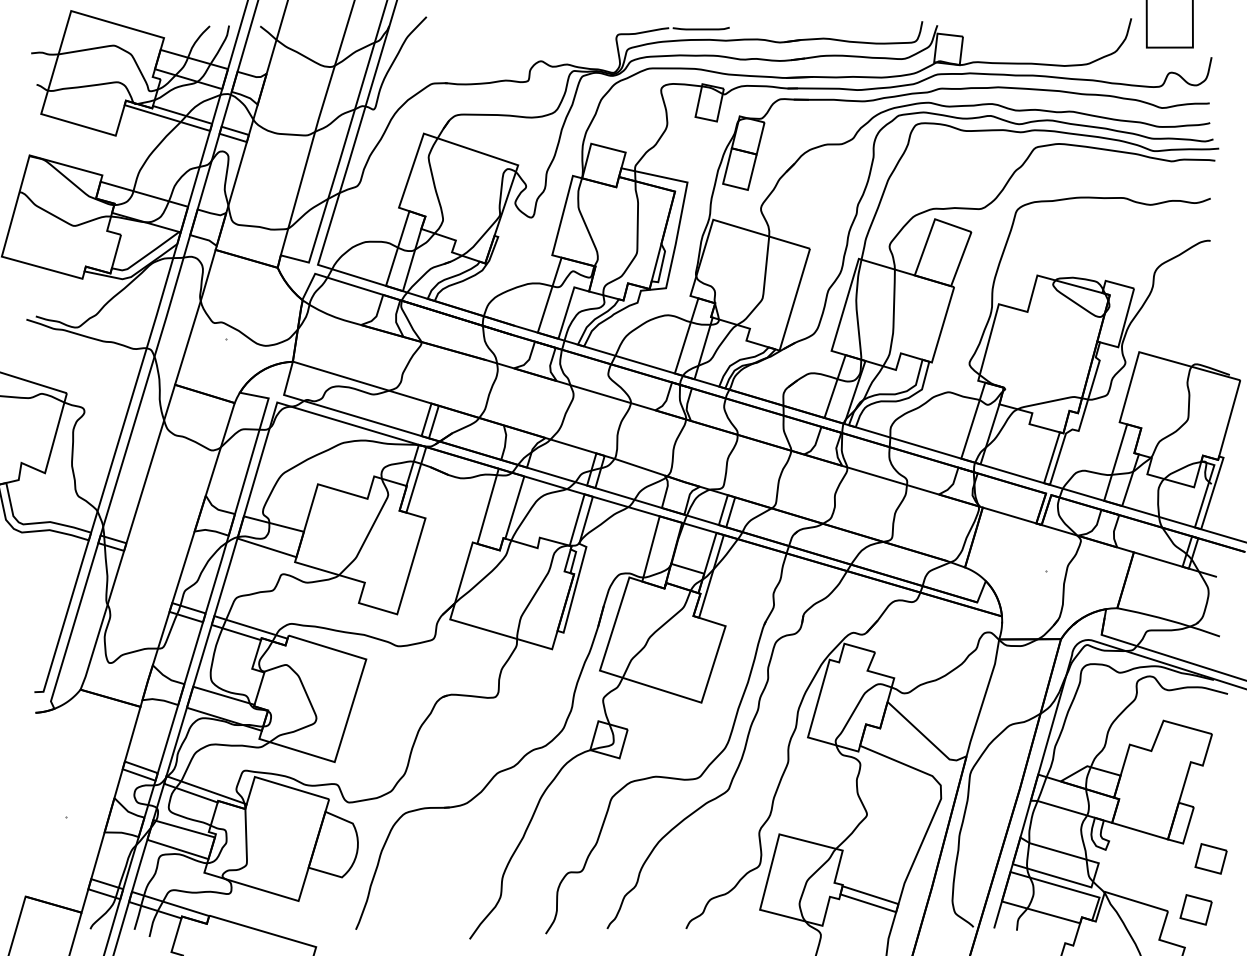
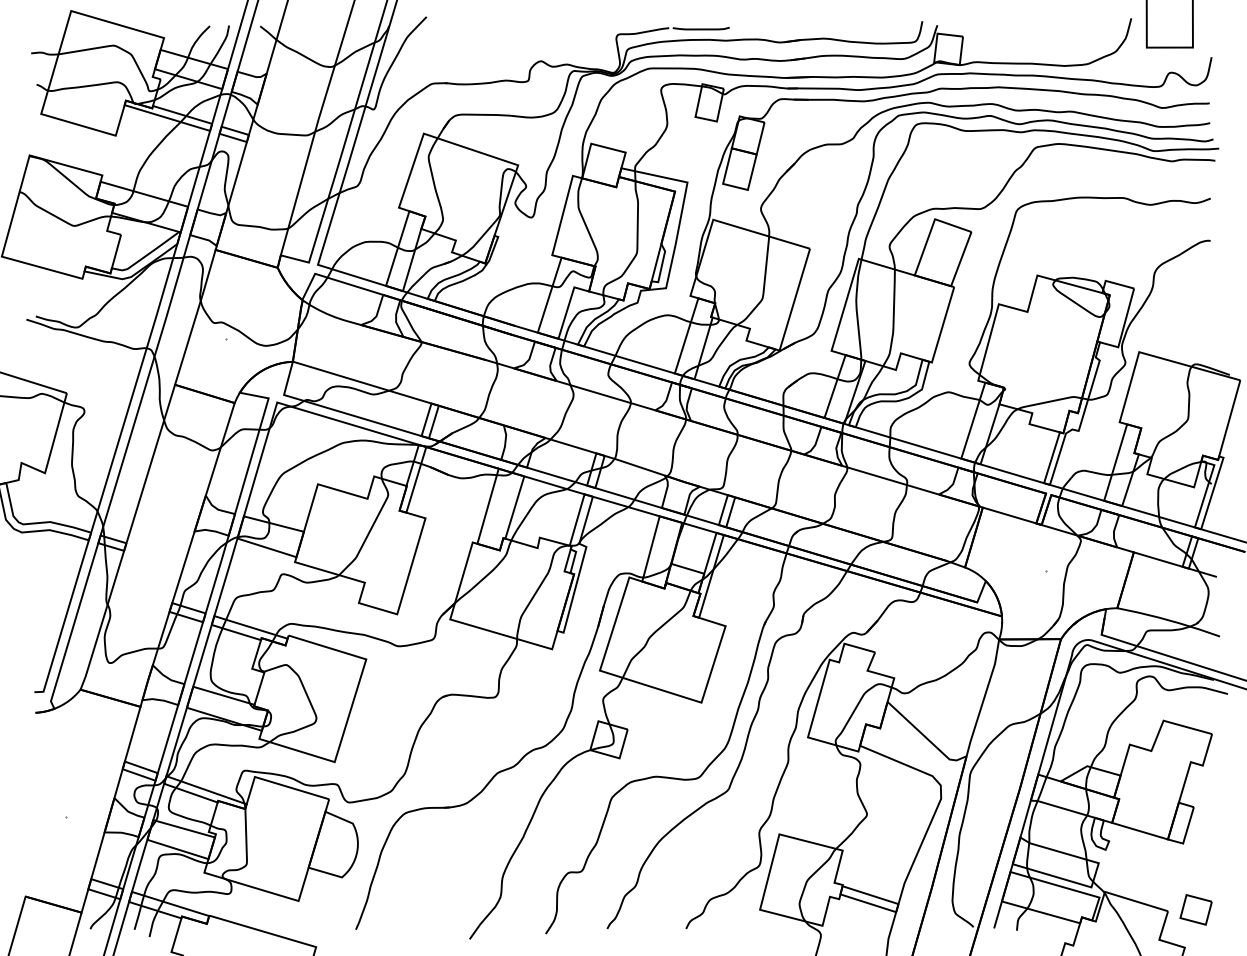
part: present -> none (1210, 858)
